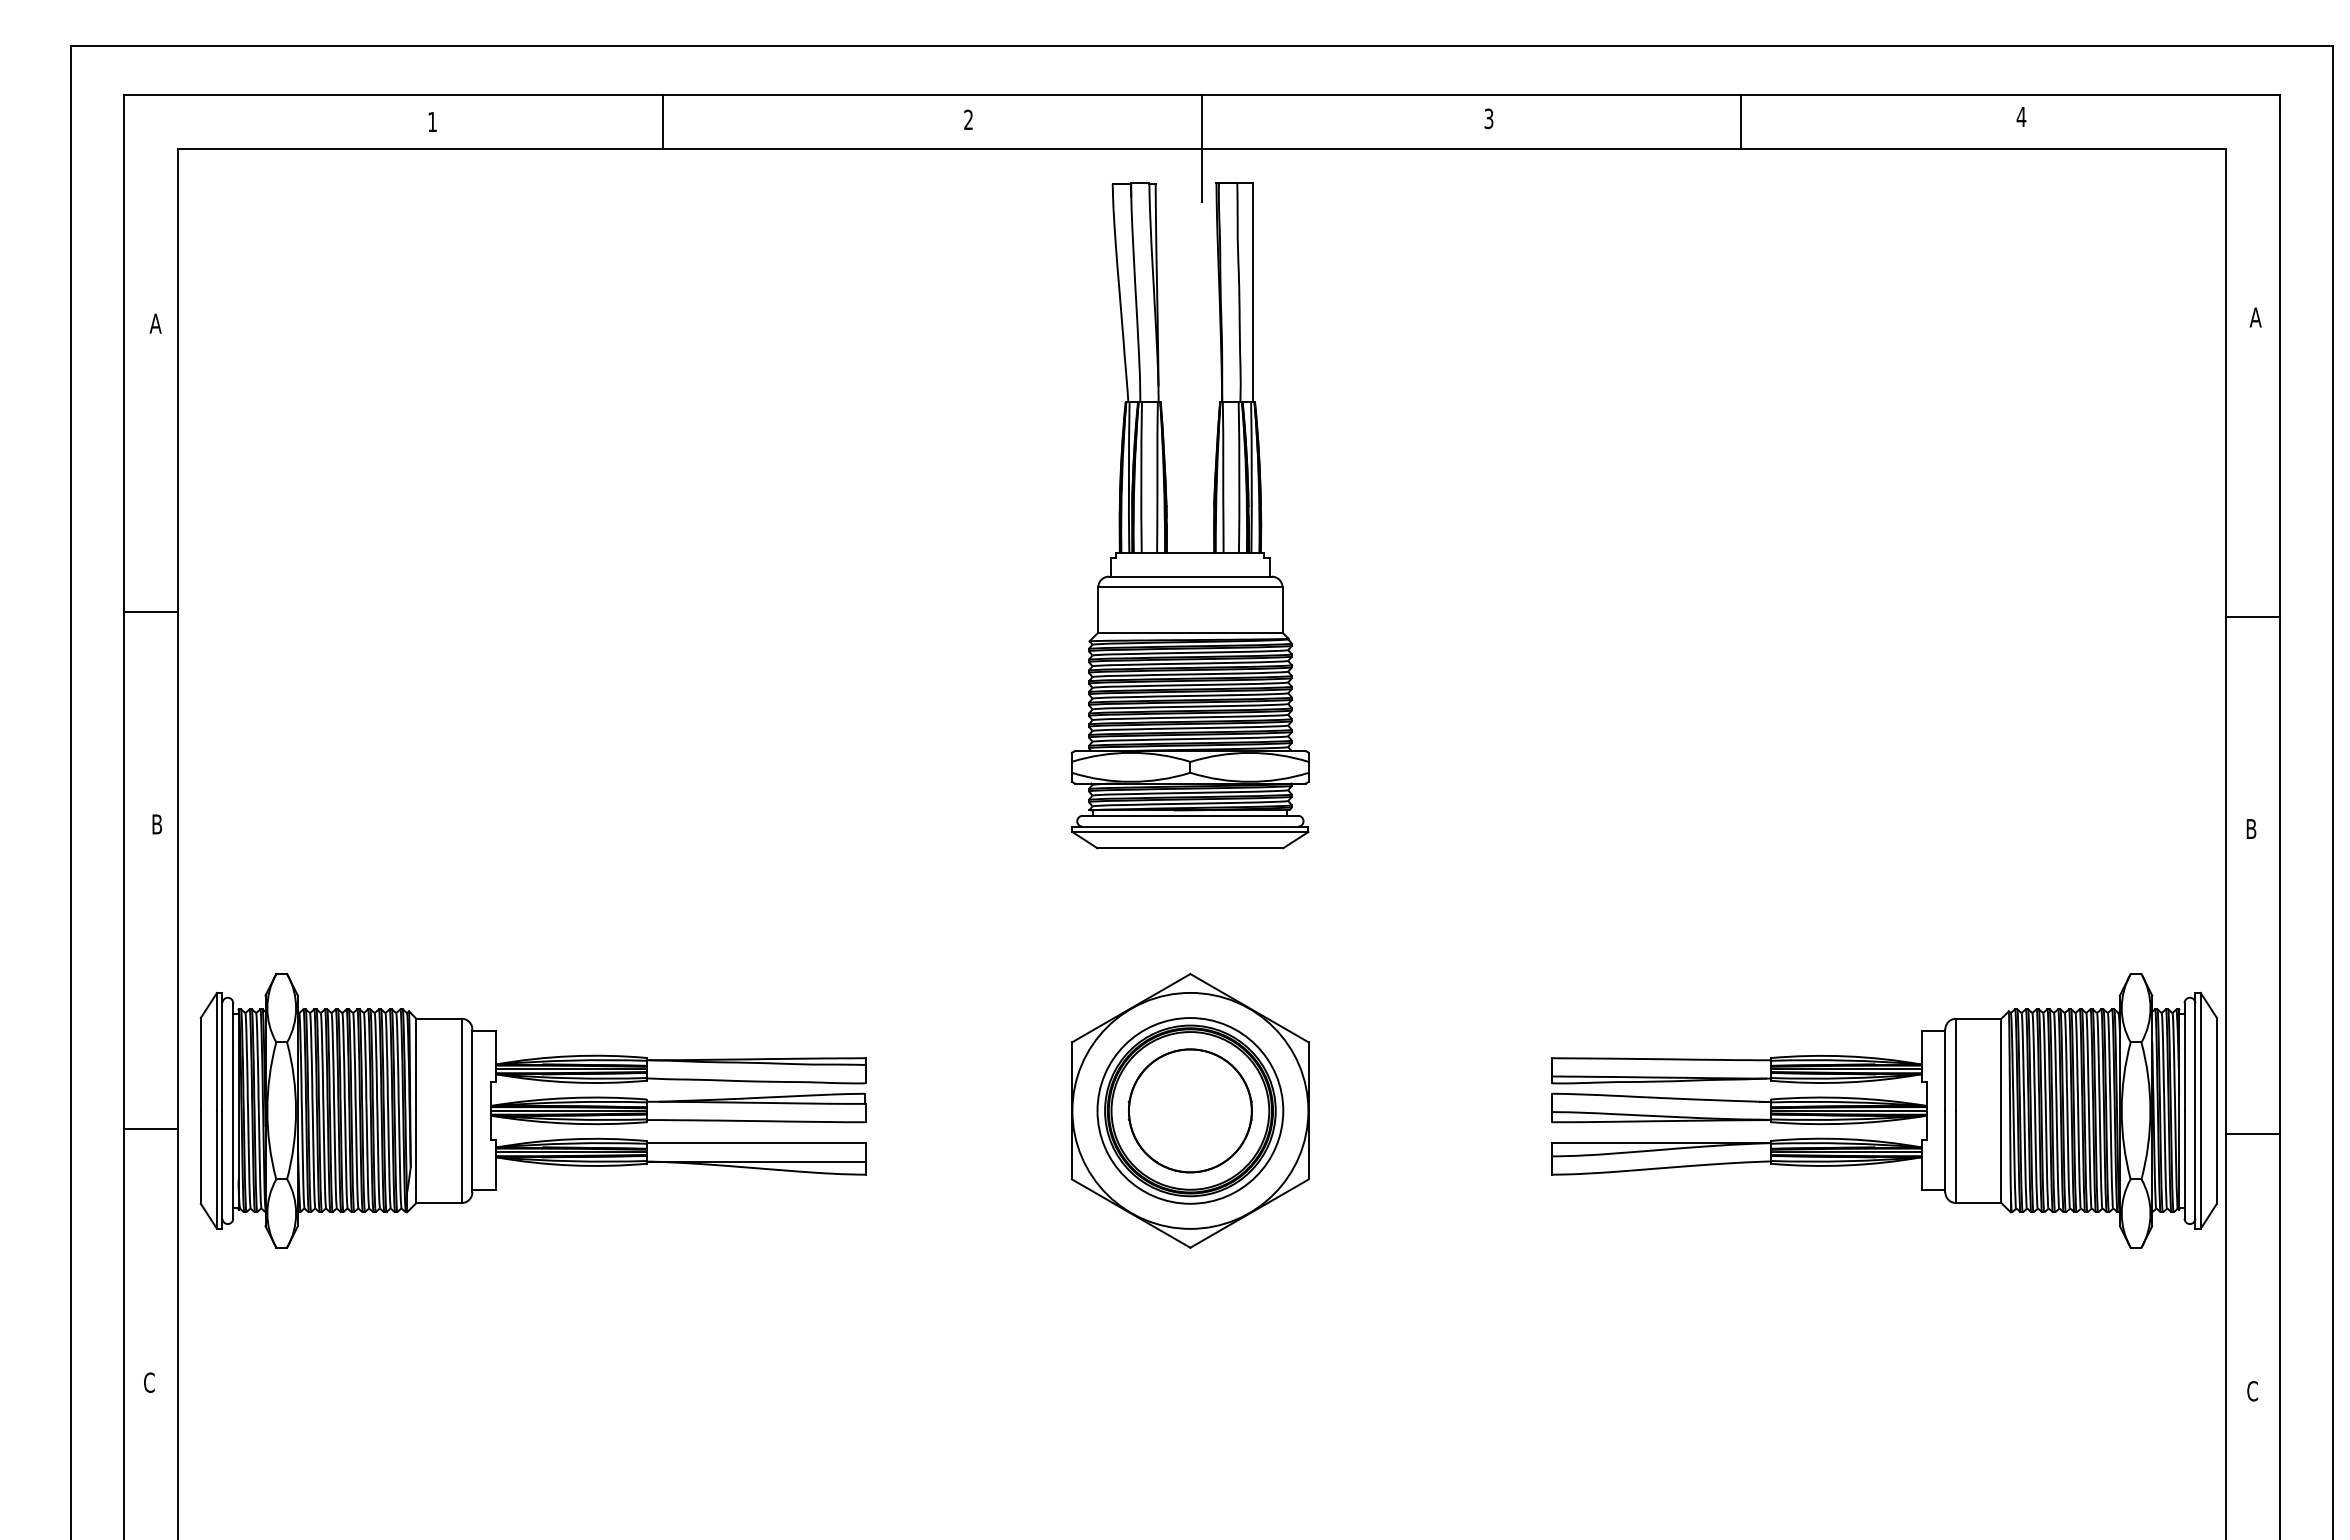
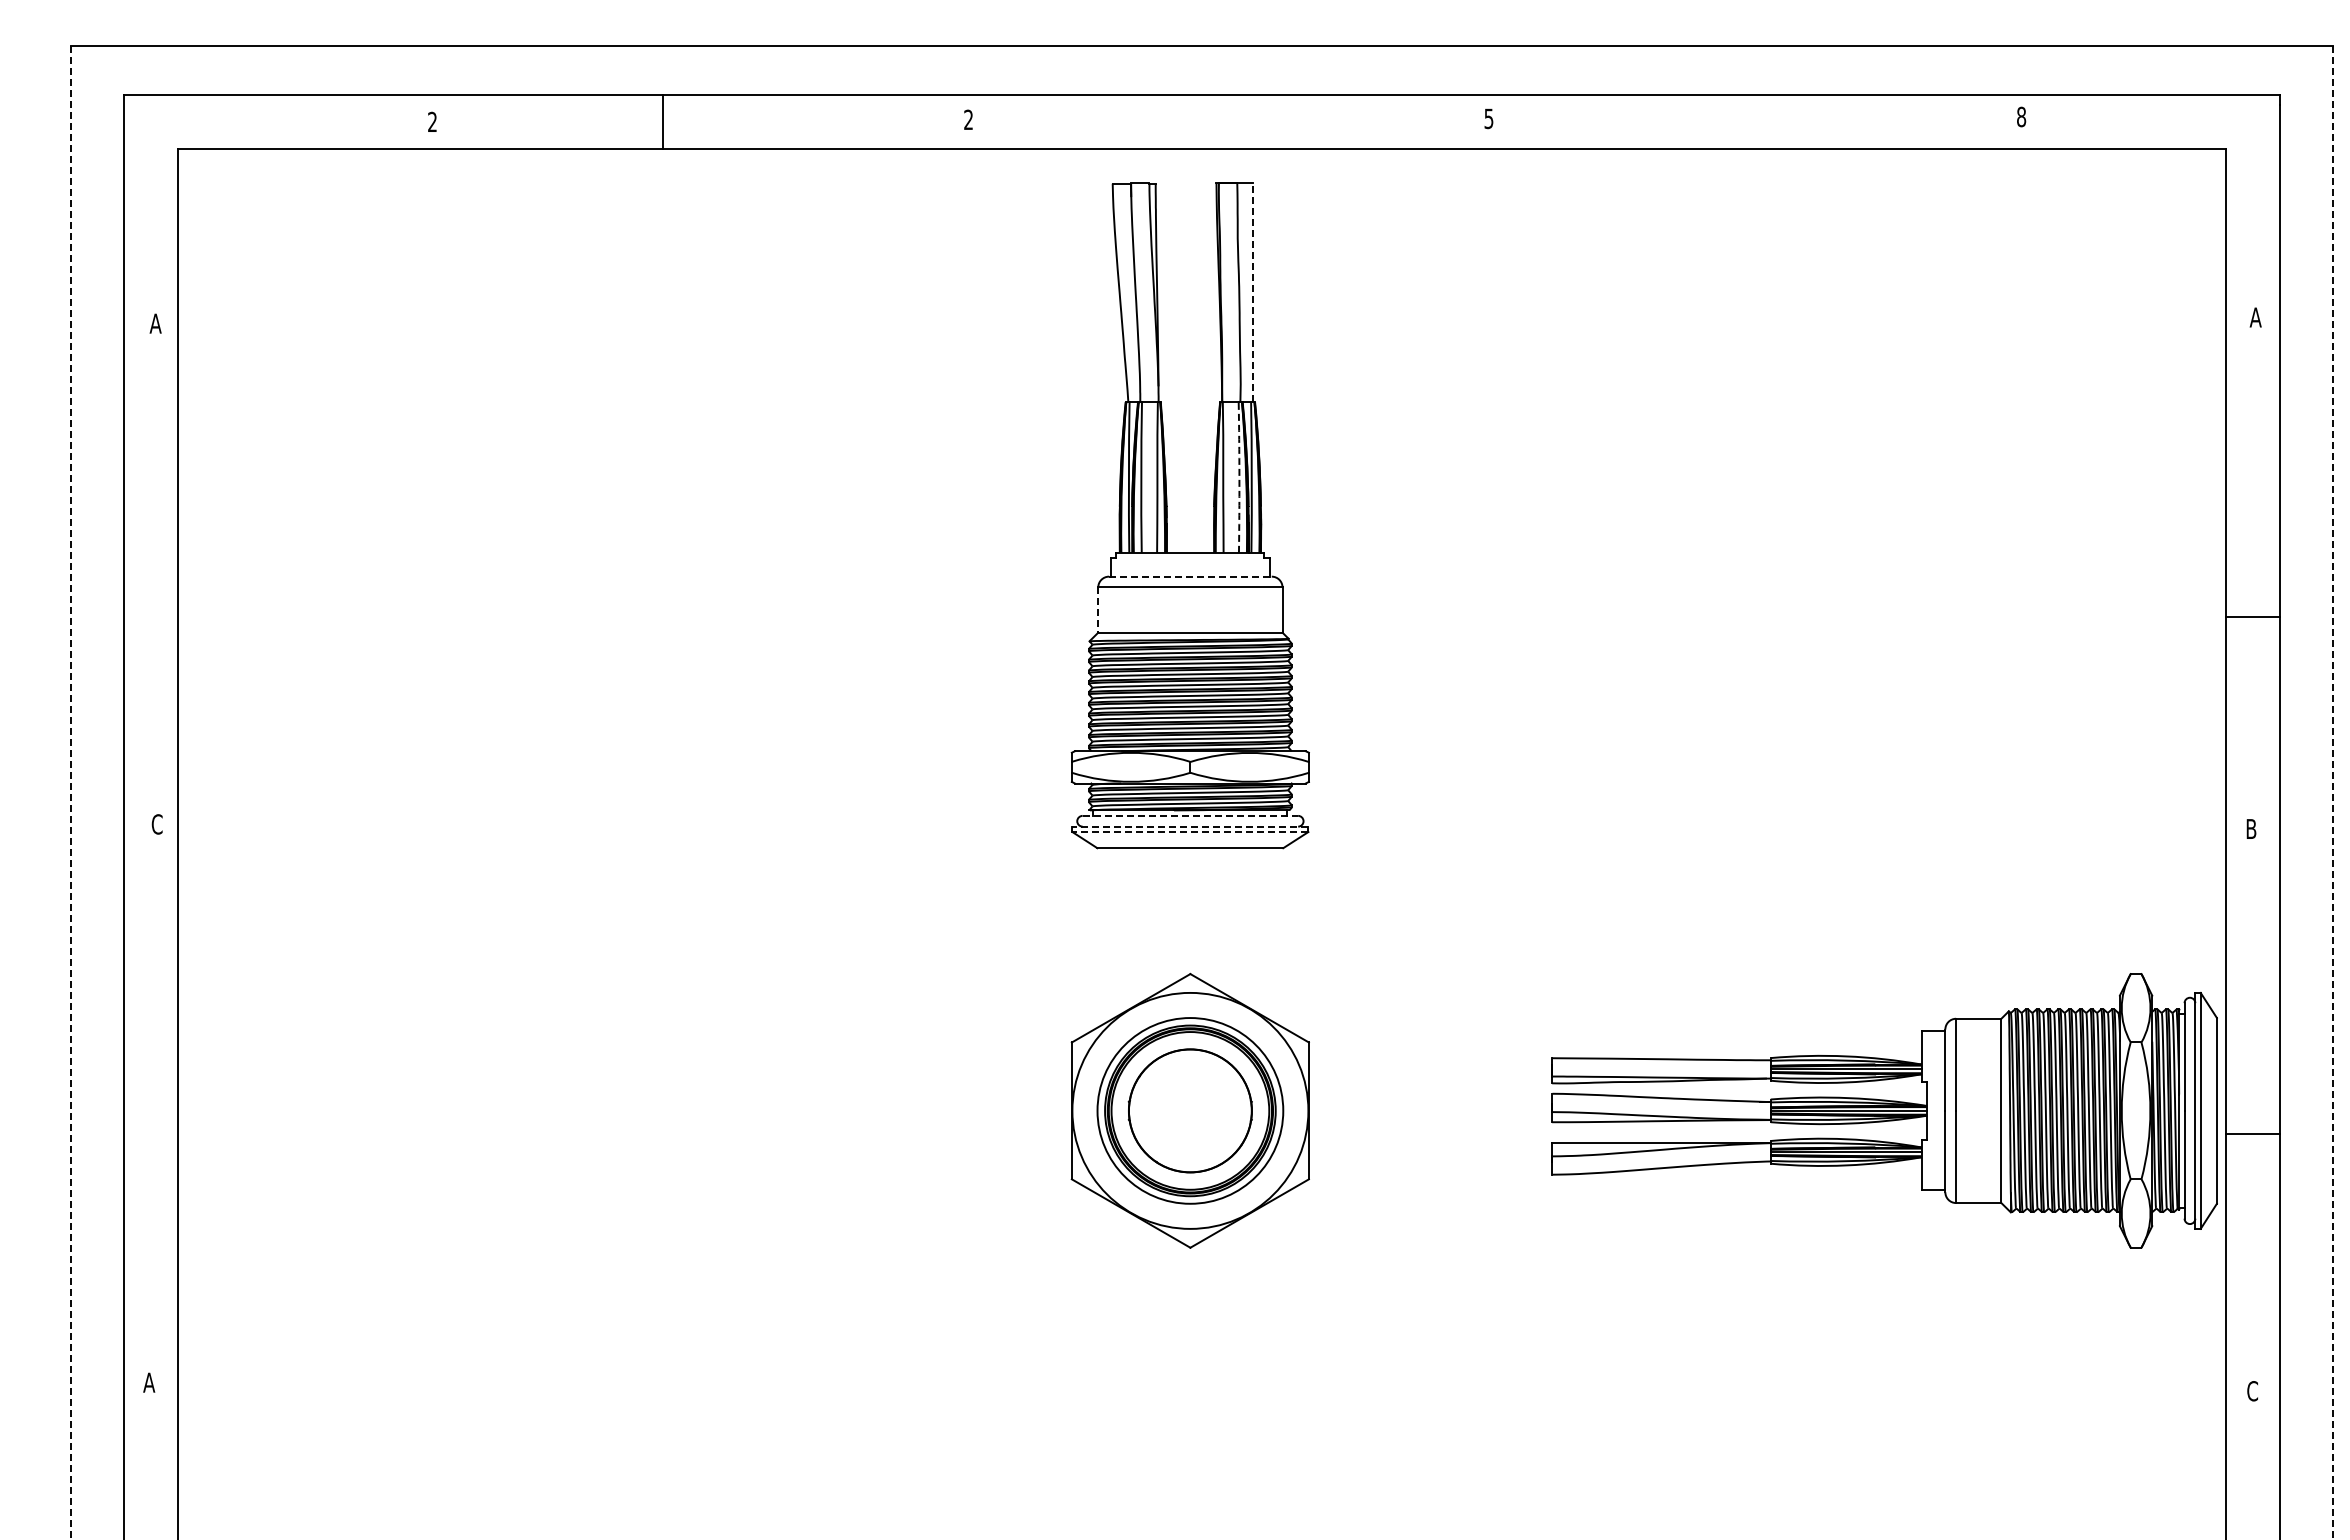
text: 4 -> 8 (2021, 116)
text: 3 -> 5 (1489, 118)
text: 1 -> 2 (432, 121)
line: present -> none (1740, 121)
line: present -> none (1201, 148)
line: solid -> dashed (1252, 292)
arc: solid -> dashed (1239, 477)
line: solid -> dashed (1190, 576)
line: solid -> dashed (1098, 610)
line: present -> none (151, 611)
line: solid -> dashed (70, 793)
line: solid -> dashed (2333, 793)
line: solid -> dashed (1190, 815)
text: B -> C (156, 824)
line: solid -> dashed (1190, 826)
line: solid -> dashed (1190, 832)
part: present -> none (532, 1110)
line: present -> none (151, 1129)
text: C -> A (149, 1382)
